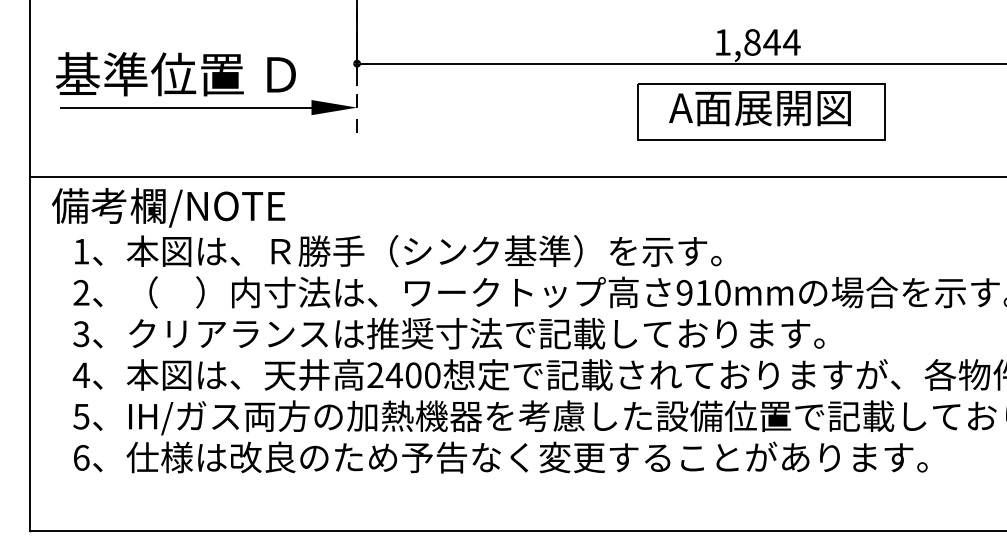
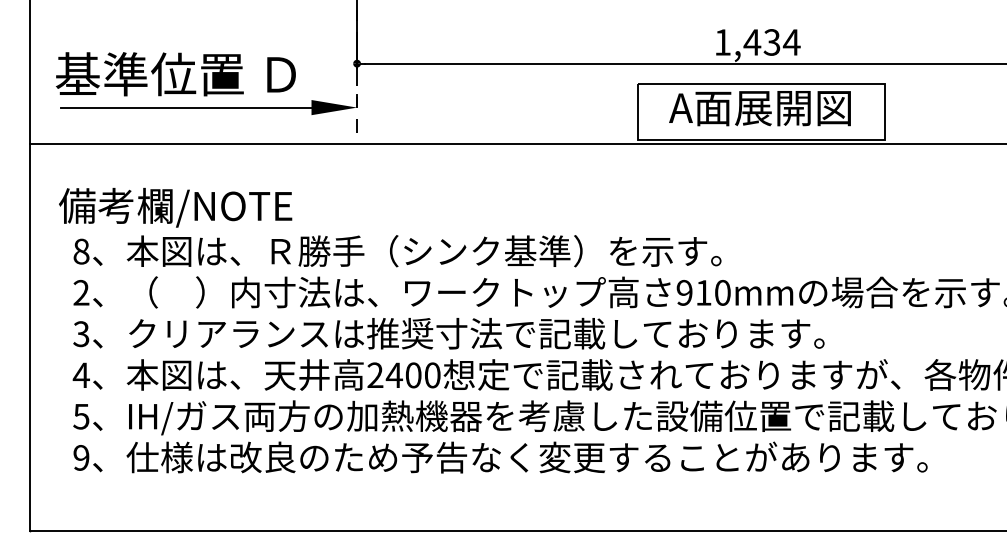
text: 1,844 -> 1,434 (761, 42)
line position: (516, 176) -> (516, 143) (516, 143)
text position: (168, 207) -> (175, 207) (175, 207)
text: 1 -> 8 (81, 251)
text: 6 -> 9 (81, 457)
